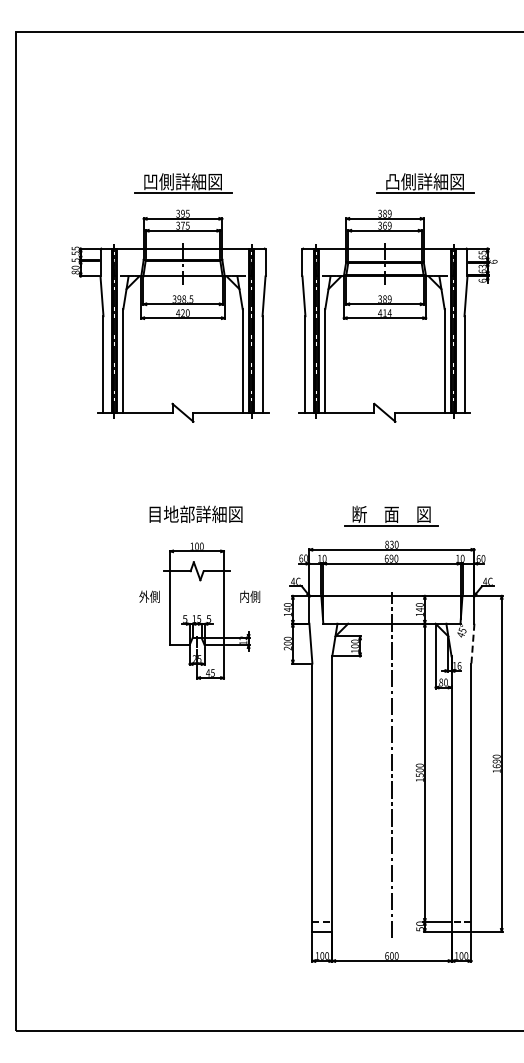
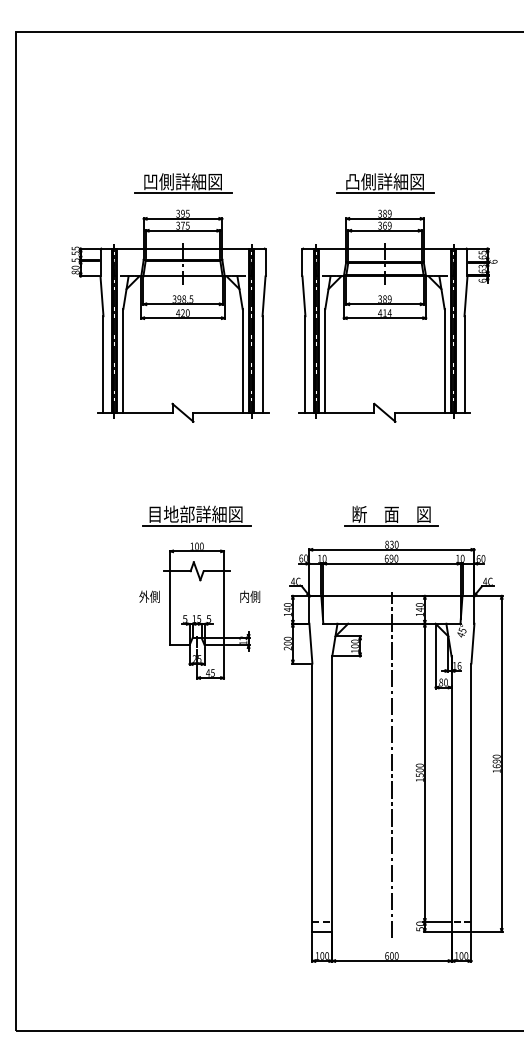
part position: (425, 183) -> (385, 183) (385, 183)
line: none -> present (196, 525)
line: dashed -> solid (472, 643)
